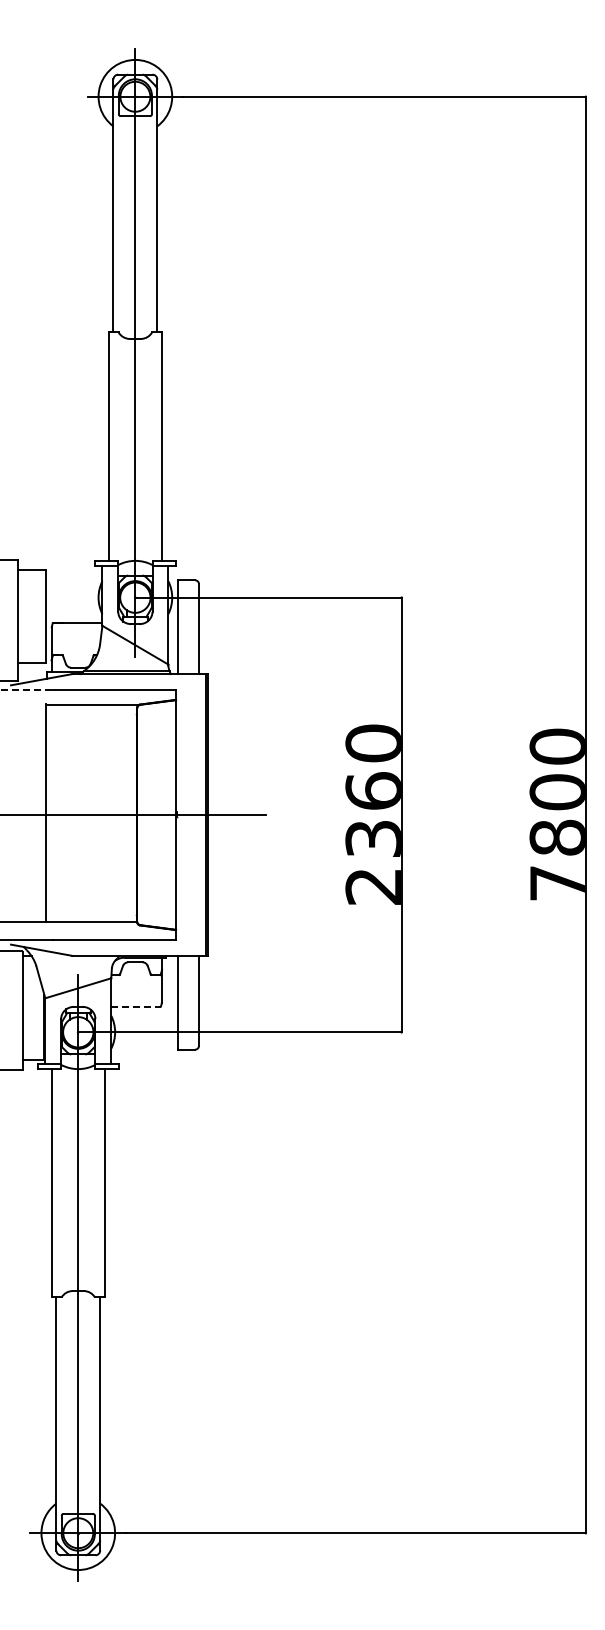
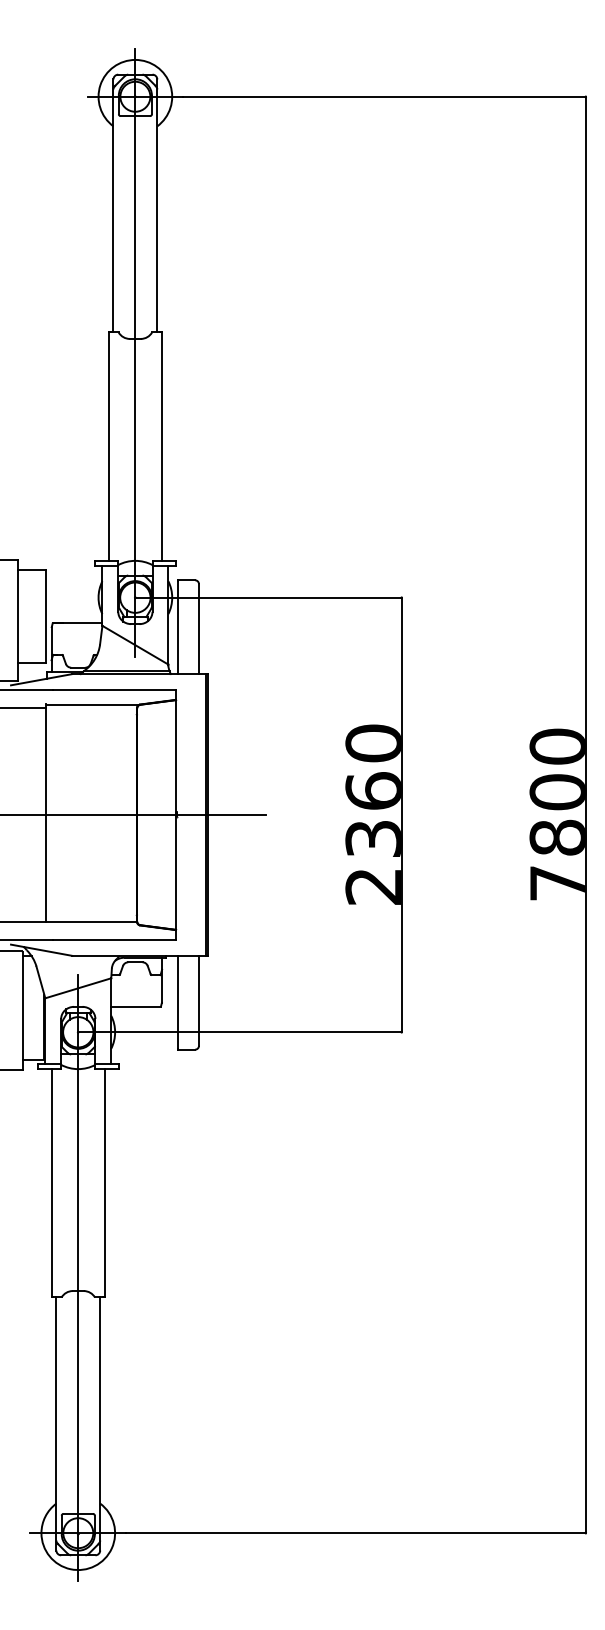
line: dashed -> solid (27, 690)
line: none -> present (24, 708)
line: dashed -> solid (136, 1006)
